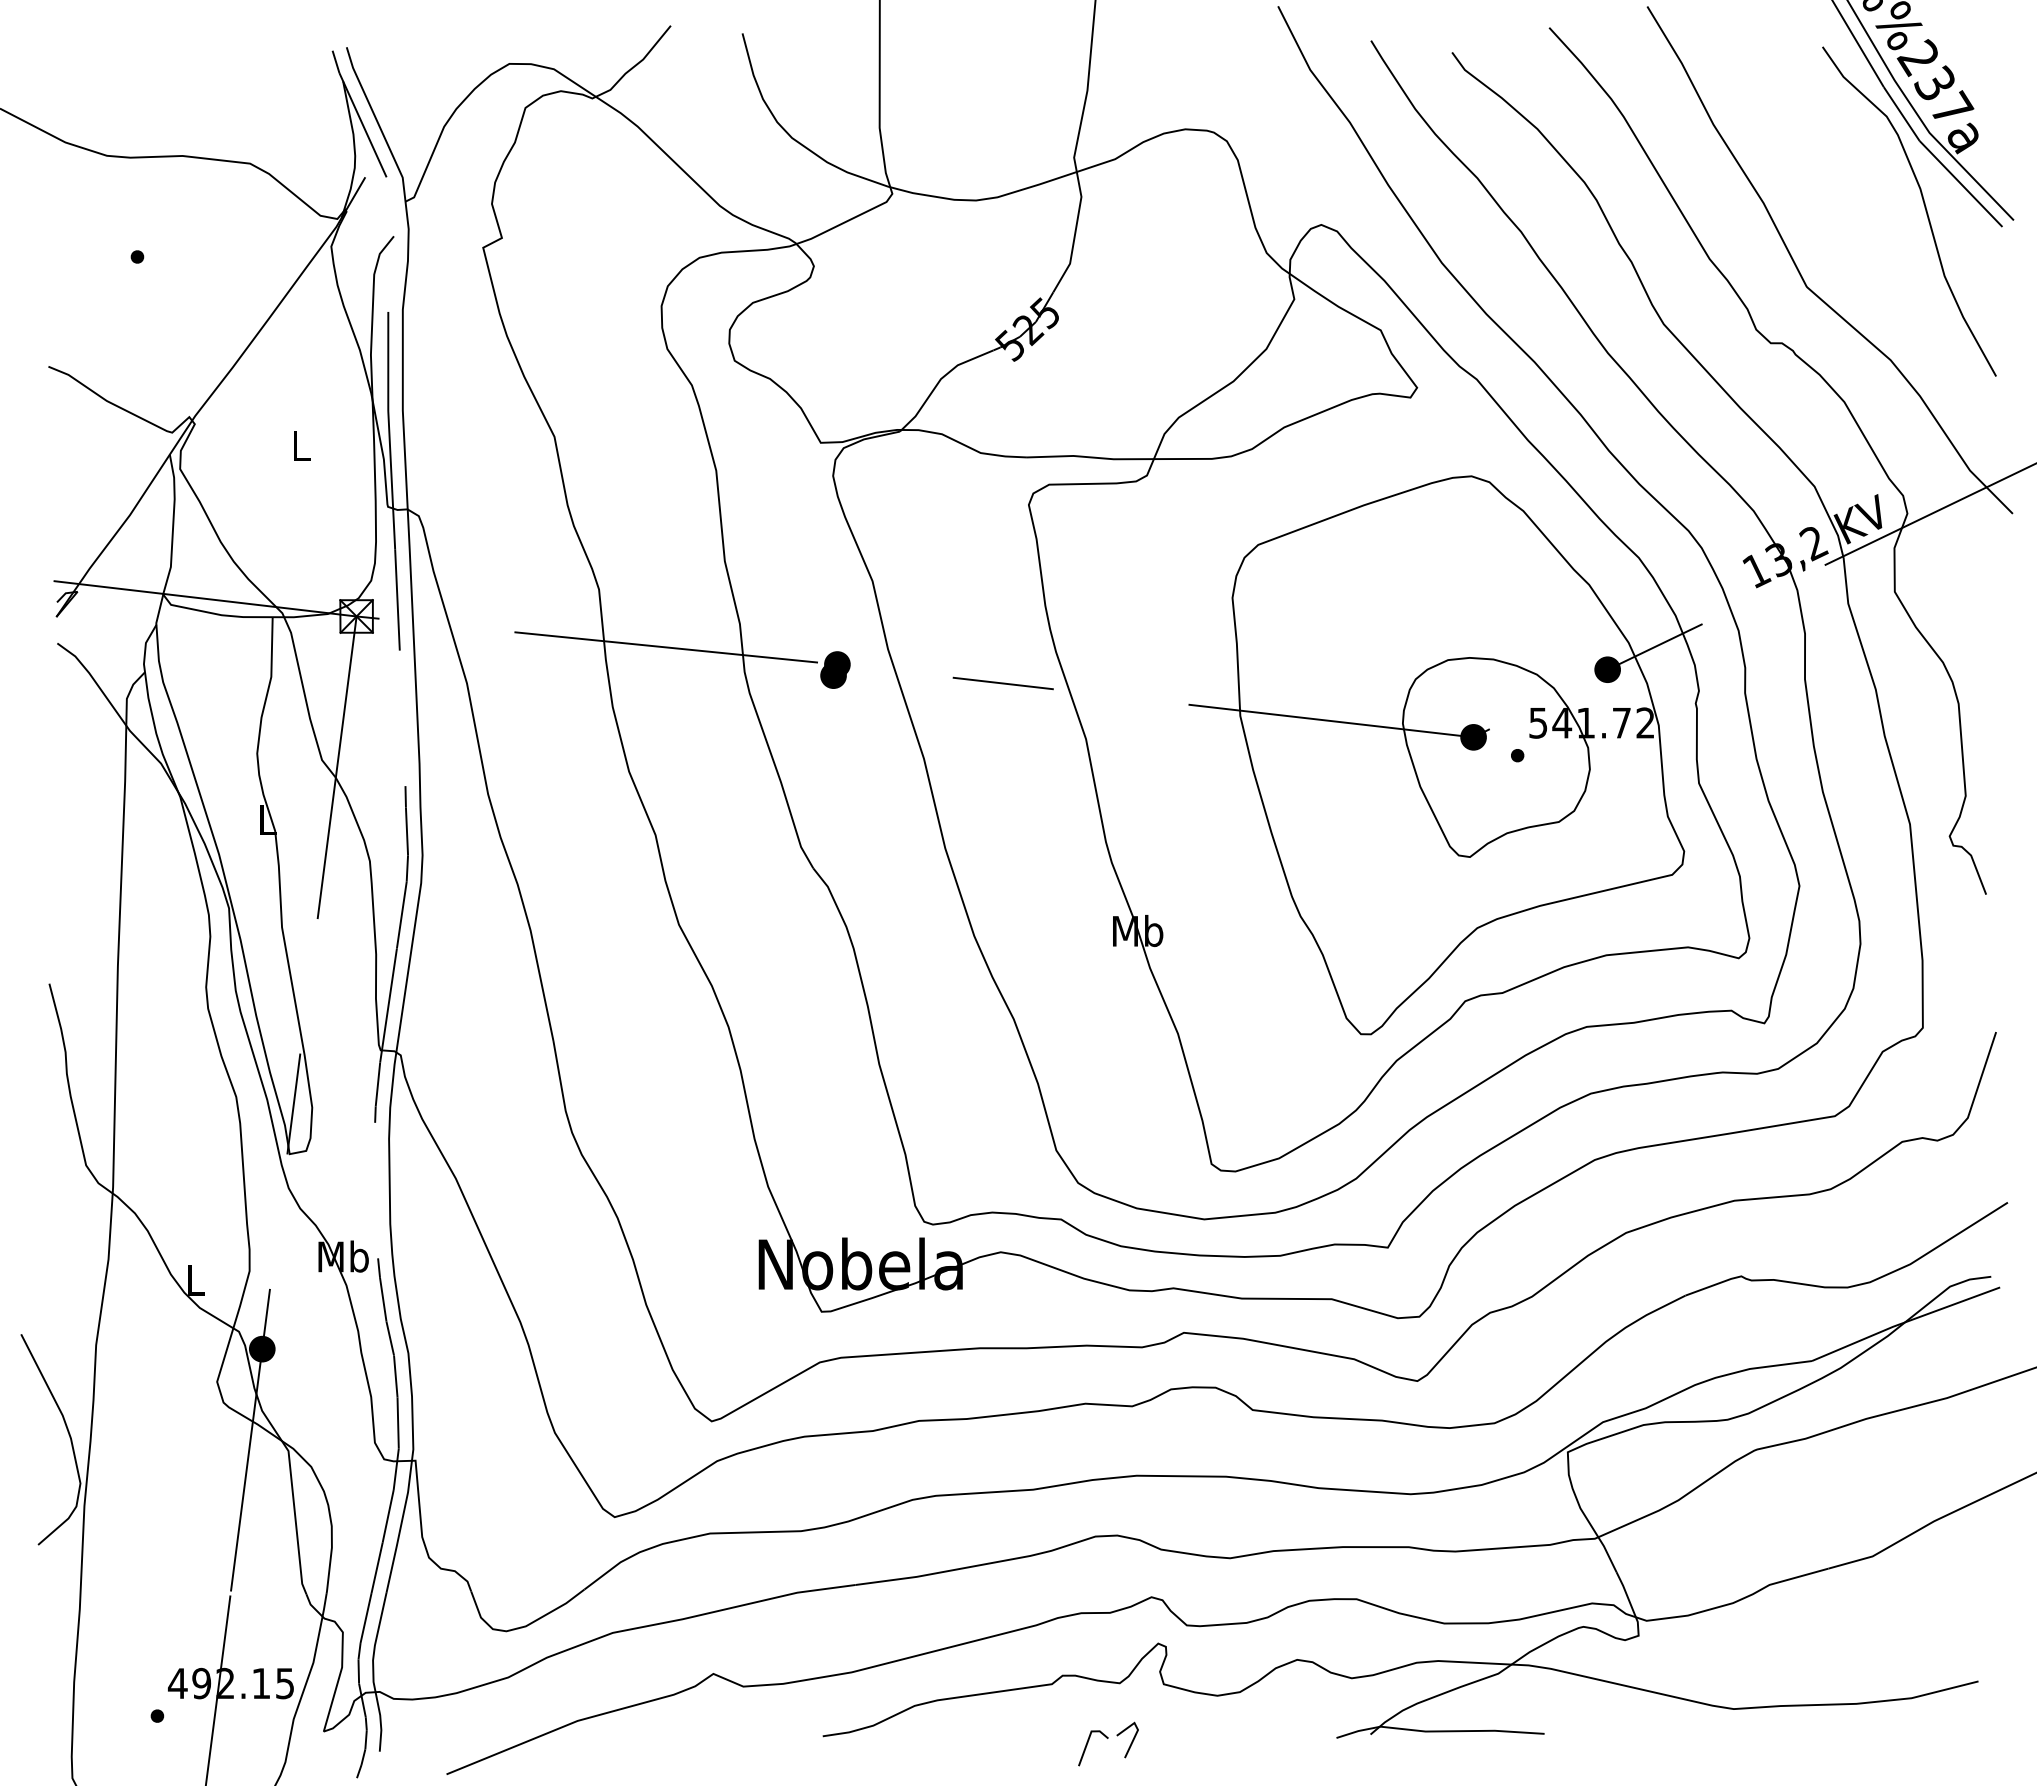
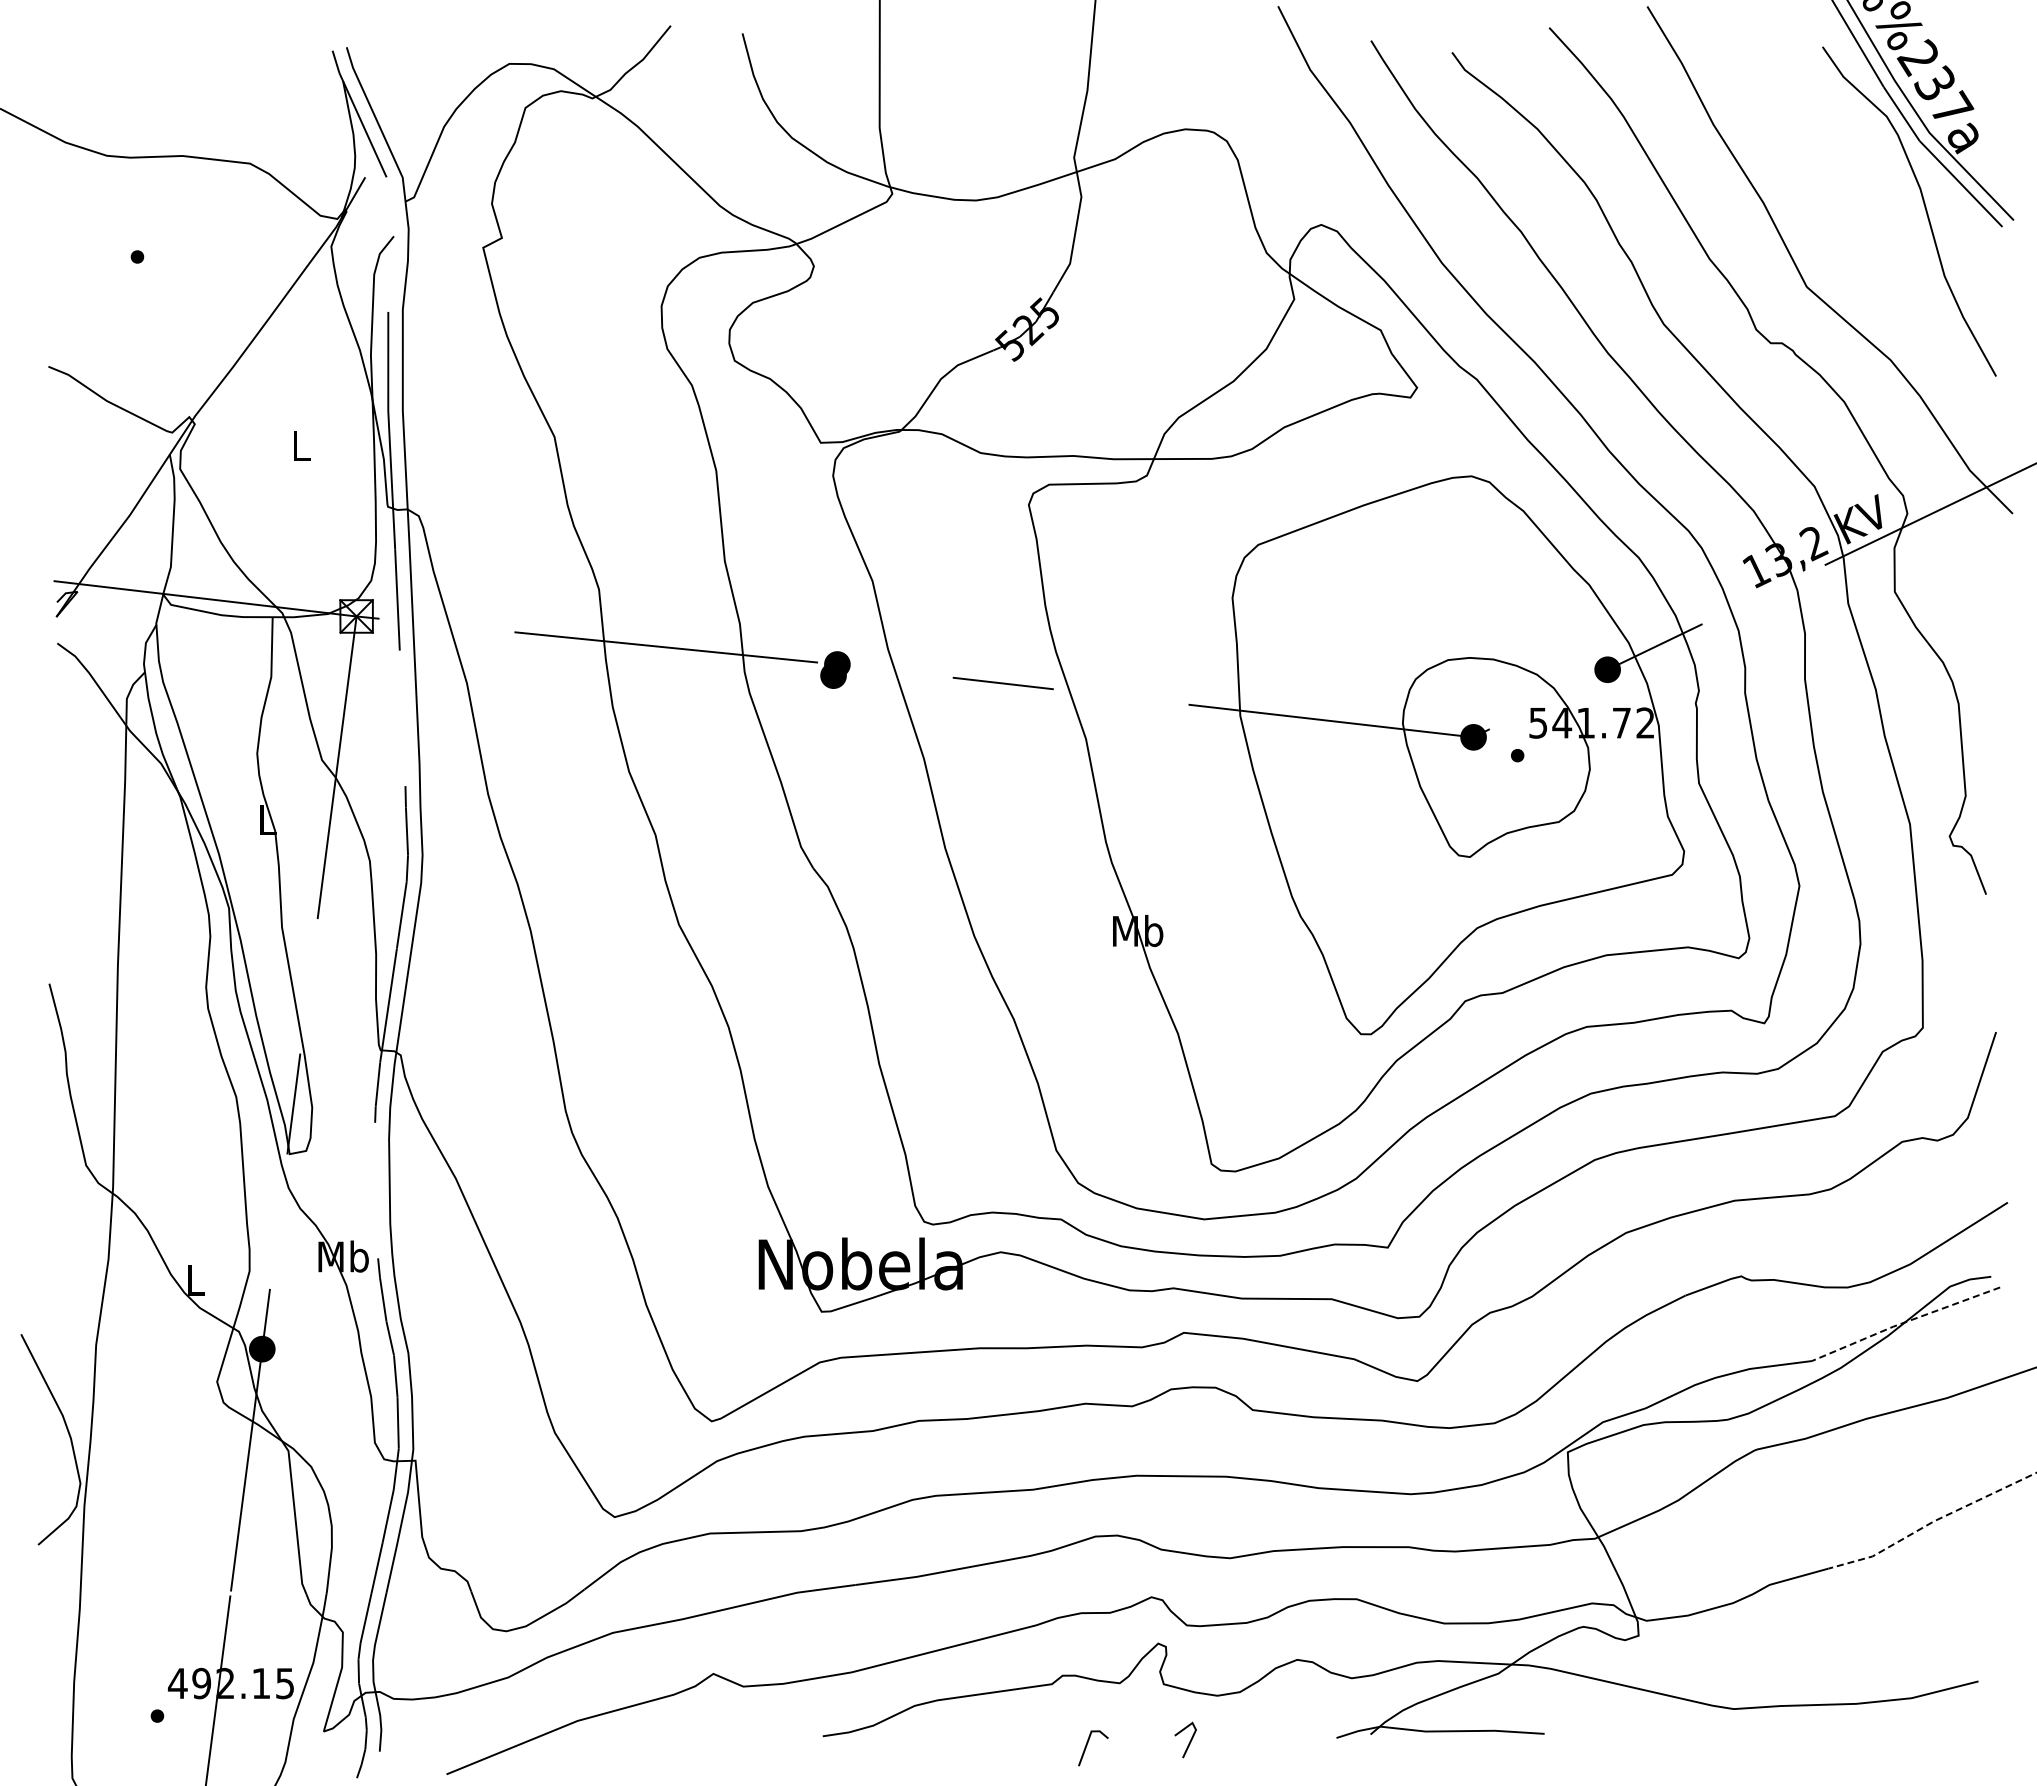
line: solid -> dashed (1904, 1322)
line: solid -> dashed (1932, 1522)
line position: (1131, 1741) -> (1189, 1741) (1189, 1741)
